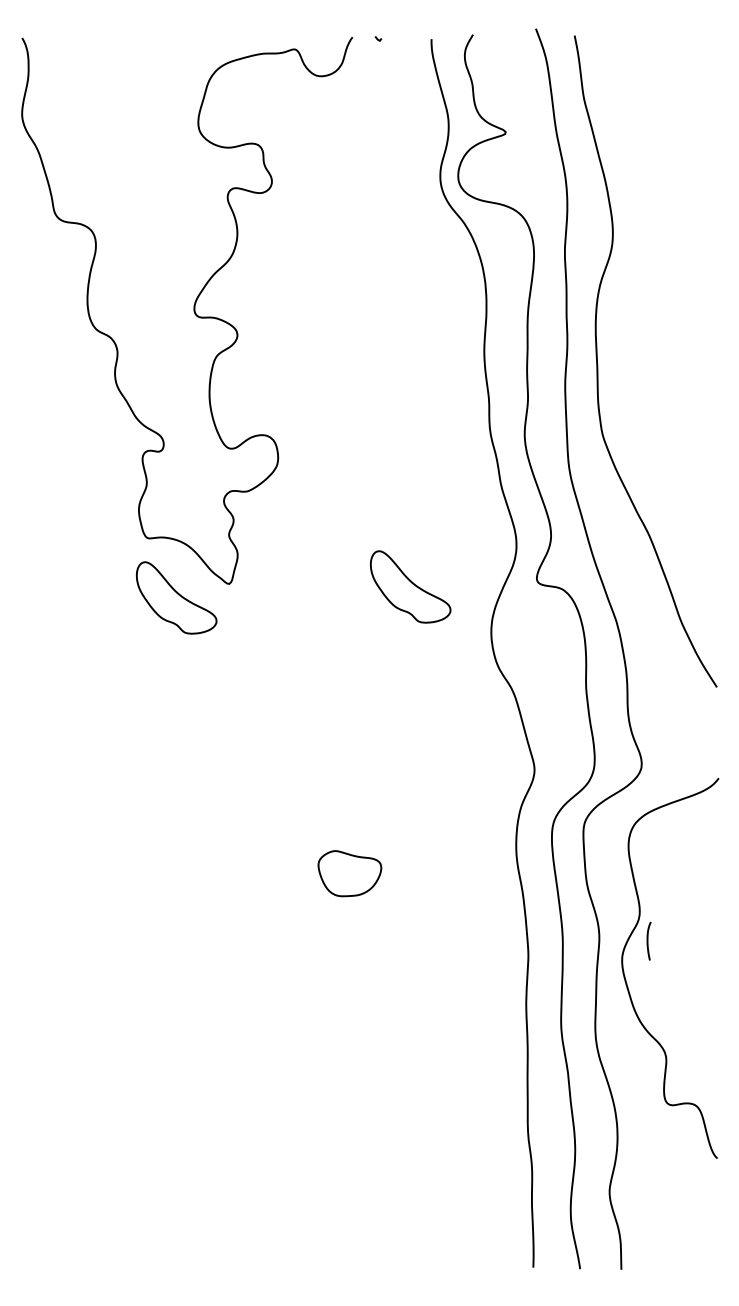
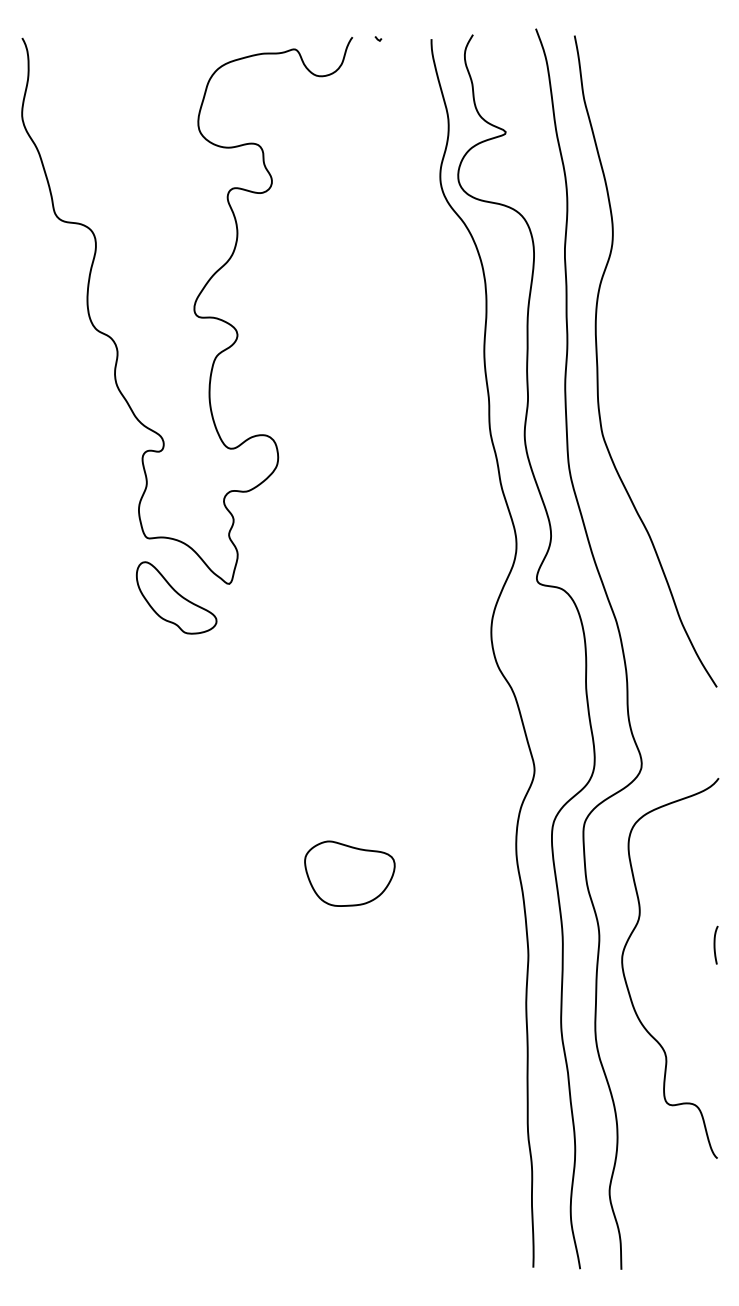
part: present -> none (410, 586)
part size: 66x48 px -> 92x67 px (349, 873)
curve position: (648, 940) -> (715, 944) (715, 944)
